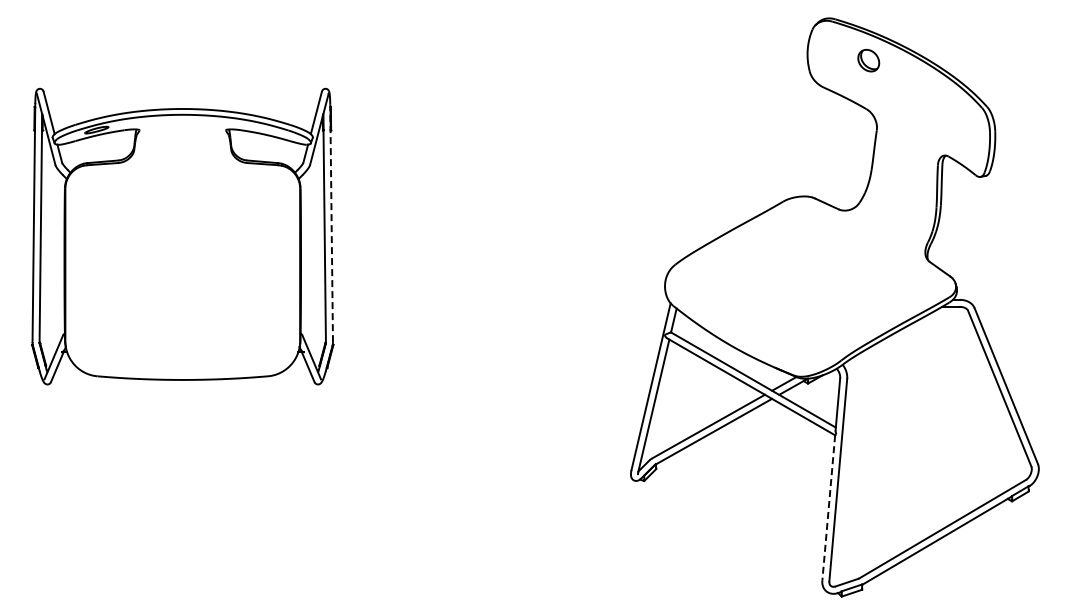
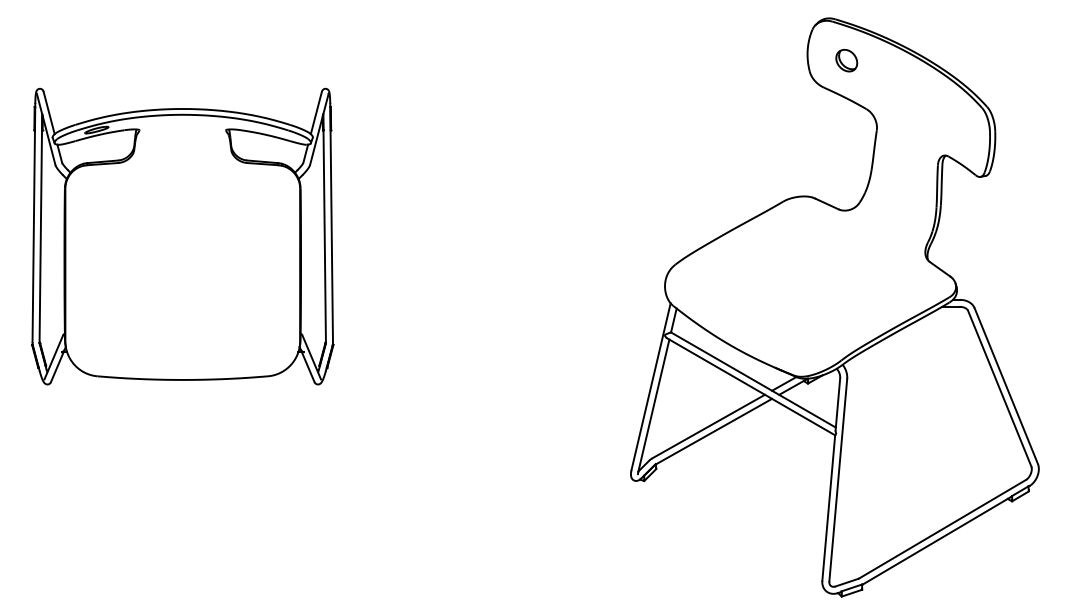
part position: (868, 60) -> (846, 60) (846, 60)
line: dashed -> solid (331, 222)
line: dashed -> solid (828, 508)
